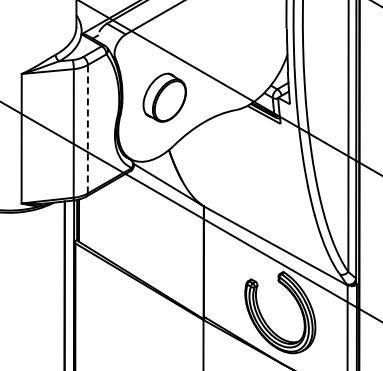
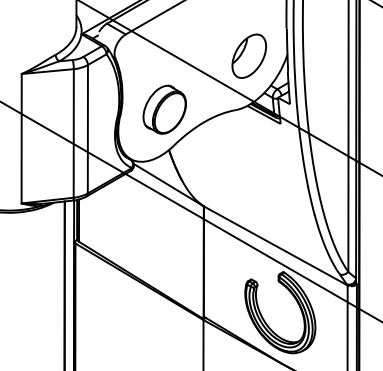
part: none -> present (248, 55)
part position: (164, 97) -> (164, 109) (164, 109)
line: dashed -> solid (87, 128)
